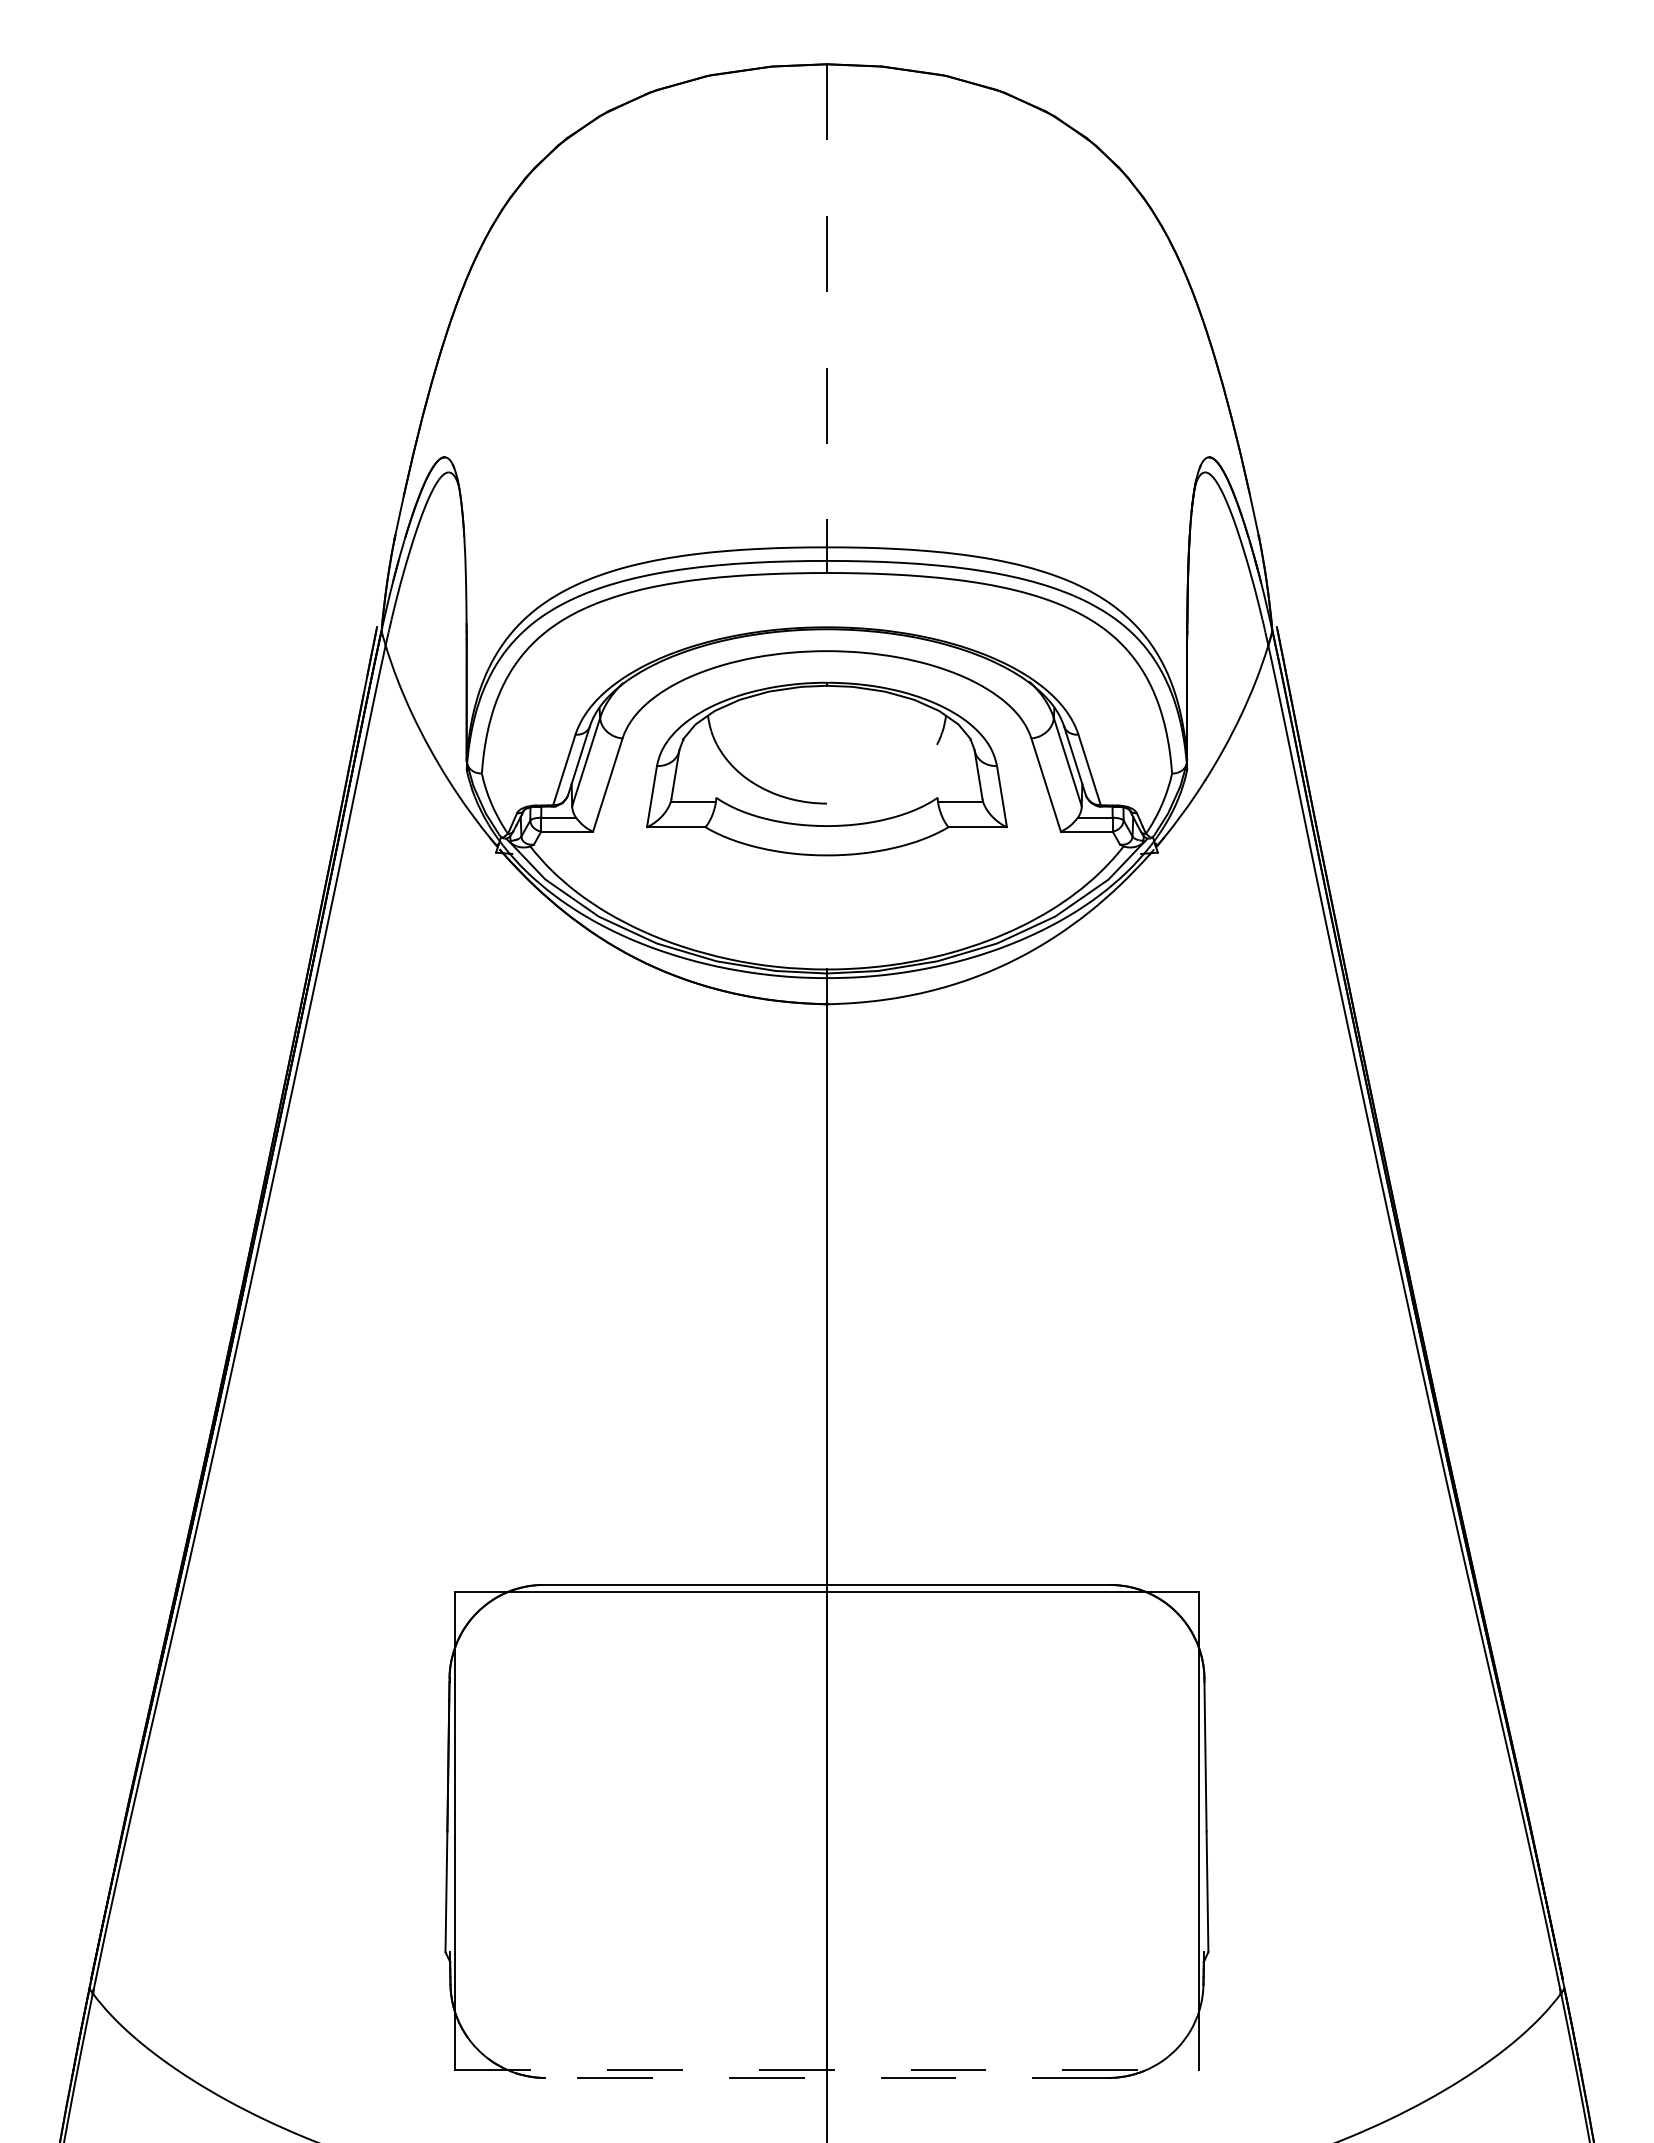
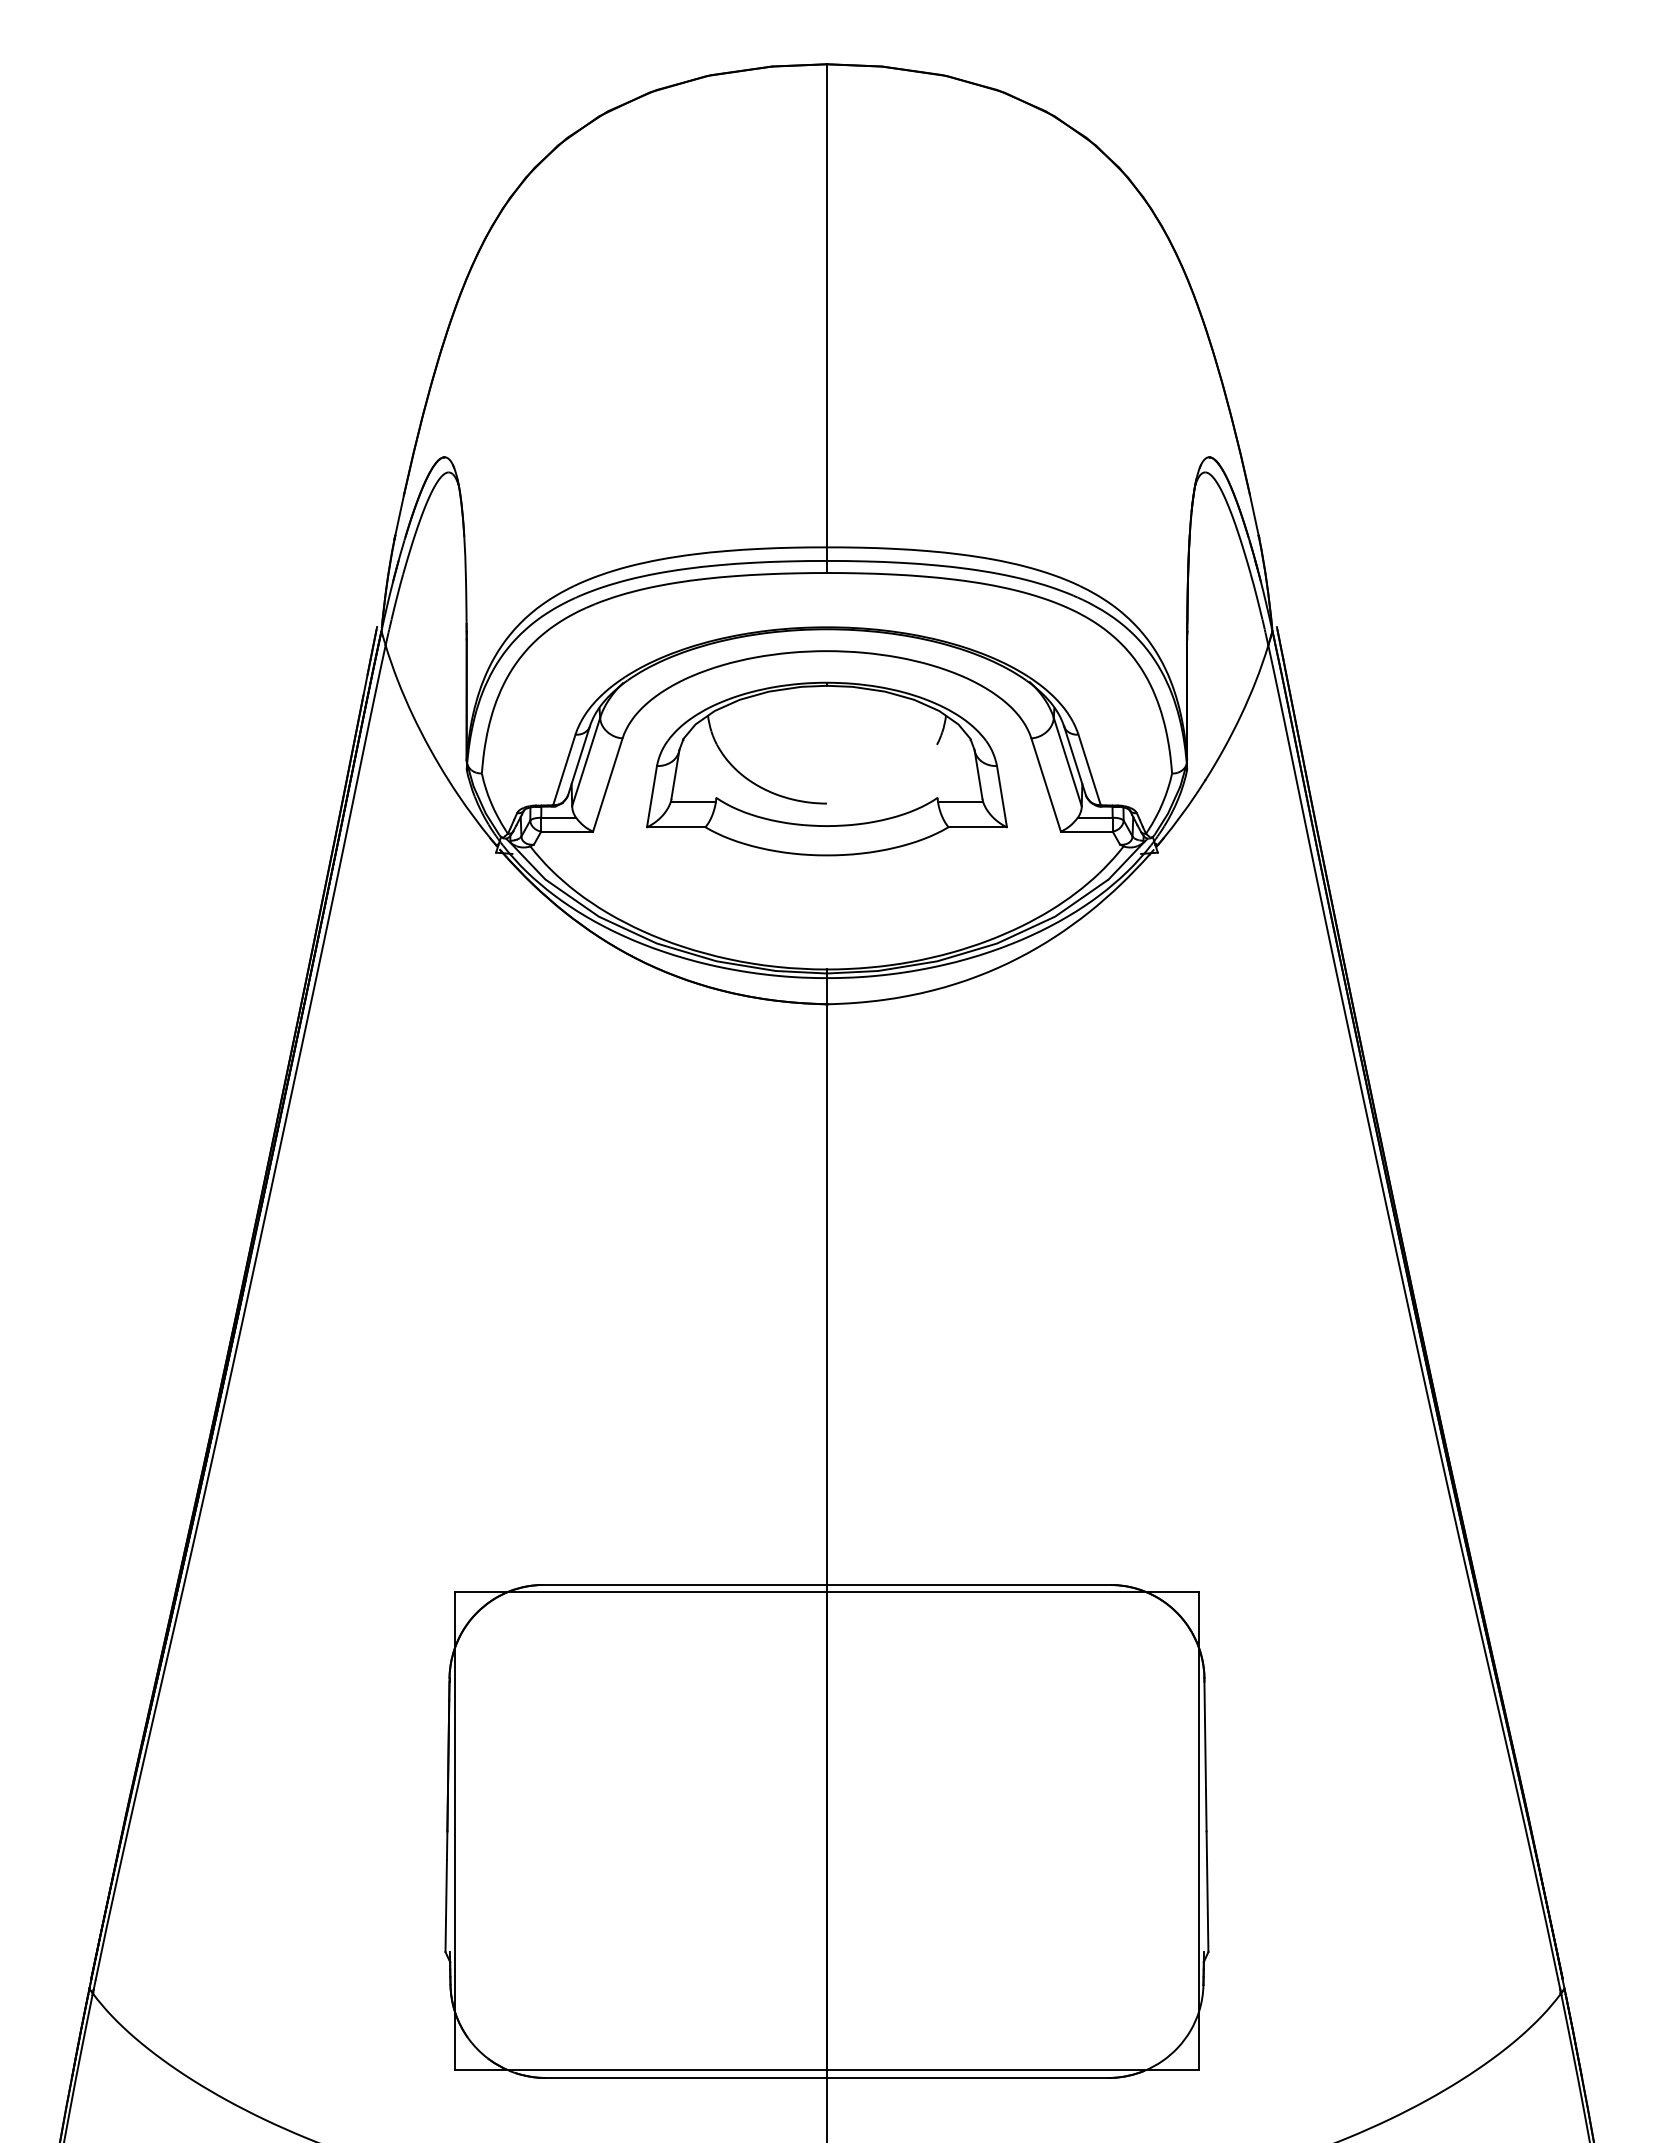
line: dashed -> solid (826, 313)
line: dashed -> solid (827, 2069)
line: dashed -> solid (826, 2077)
